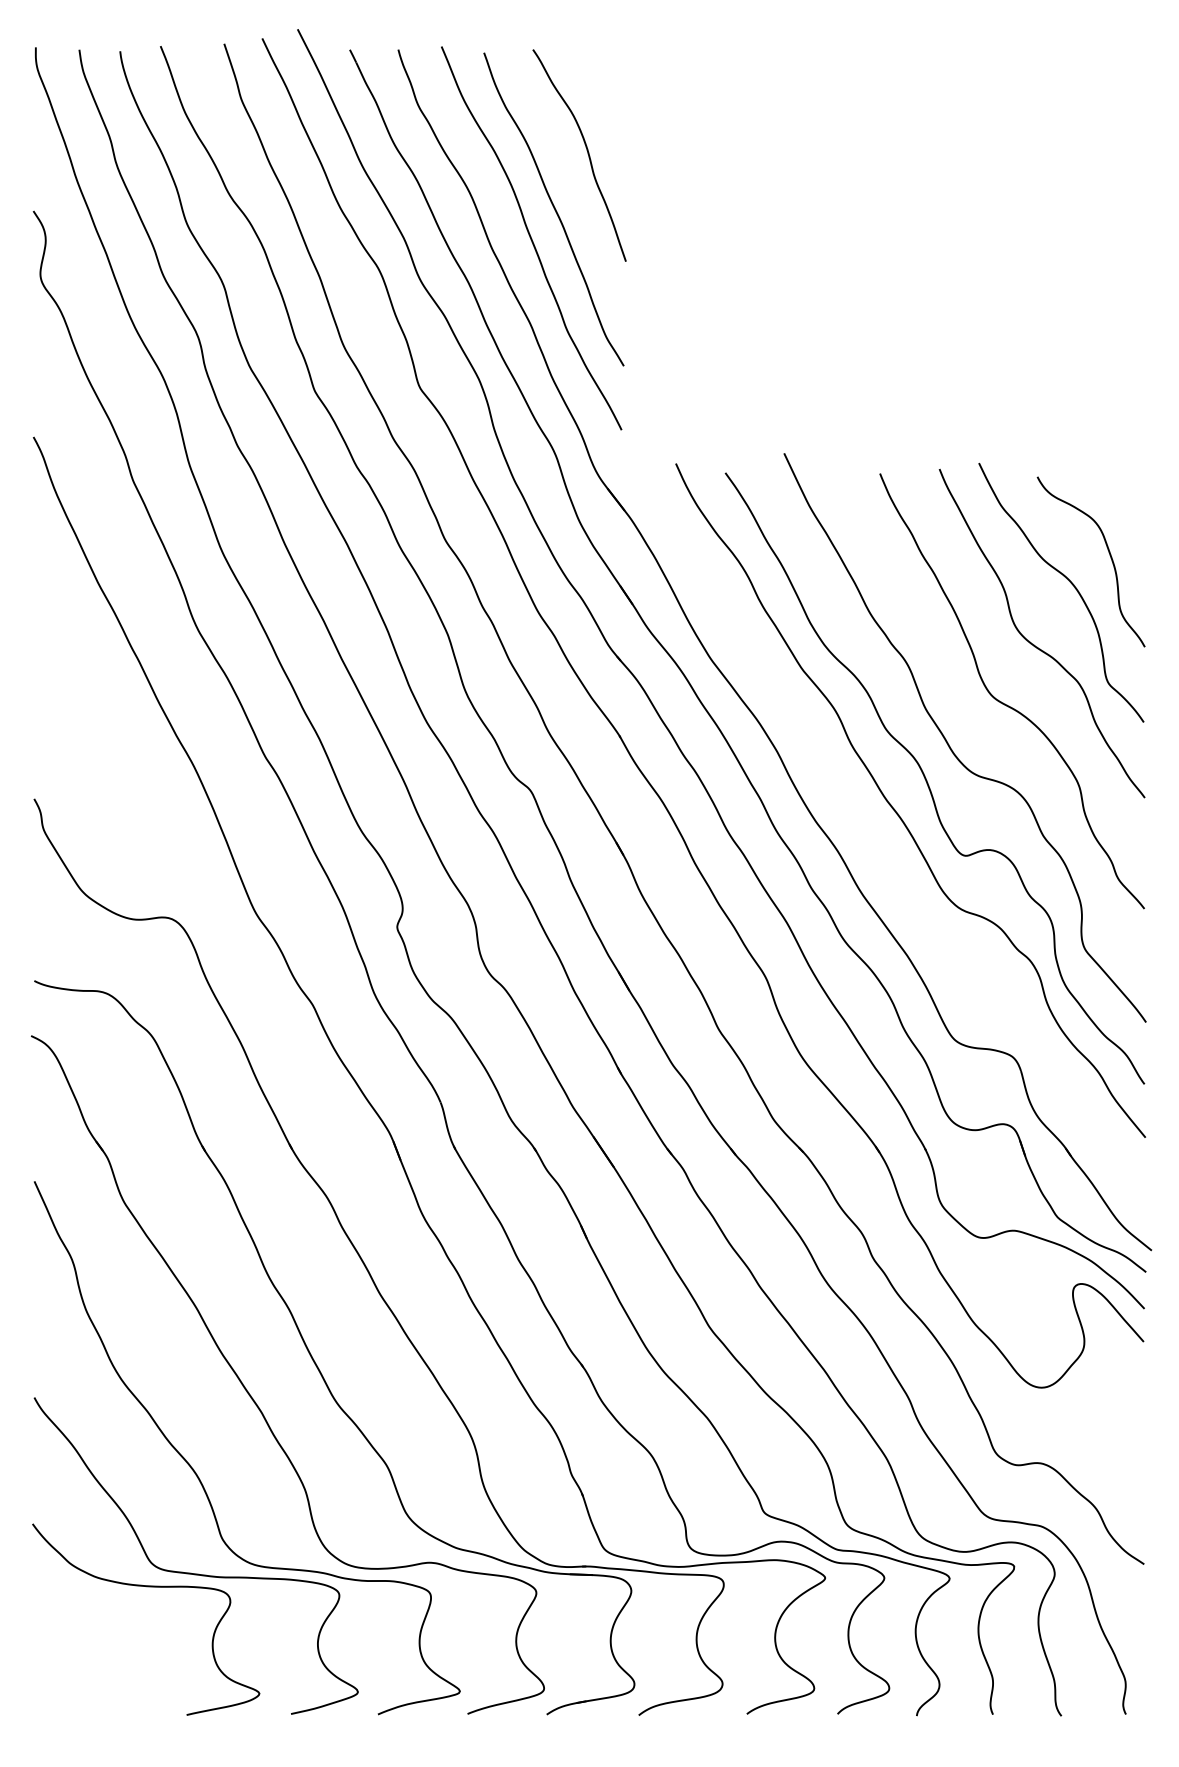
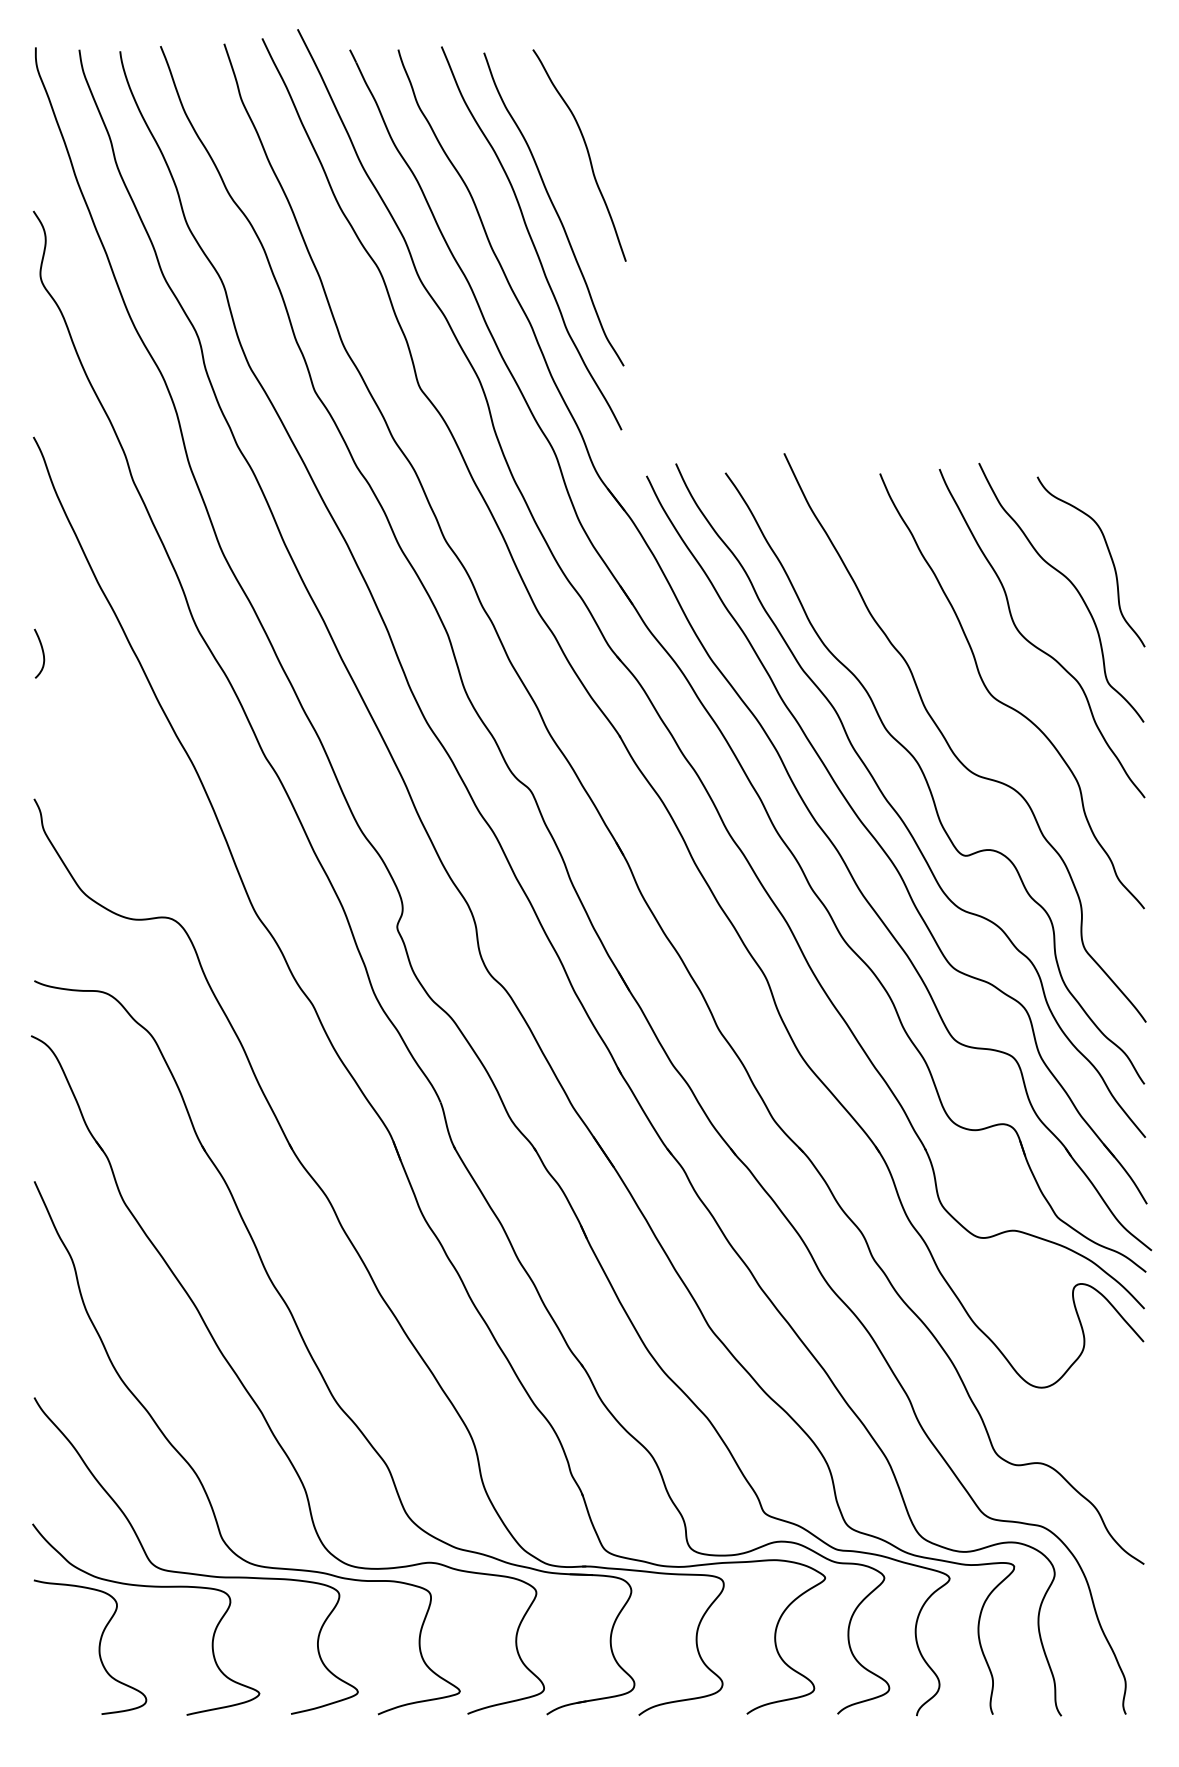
curve: none -> present (42, 653)
part: none -> present (884, 849)
curve: none -> present (98, 1646)
